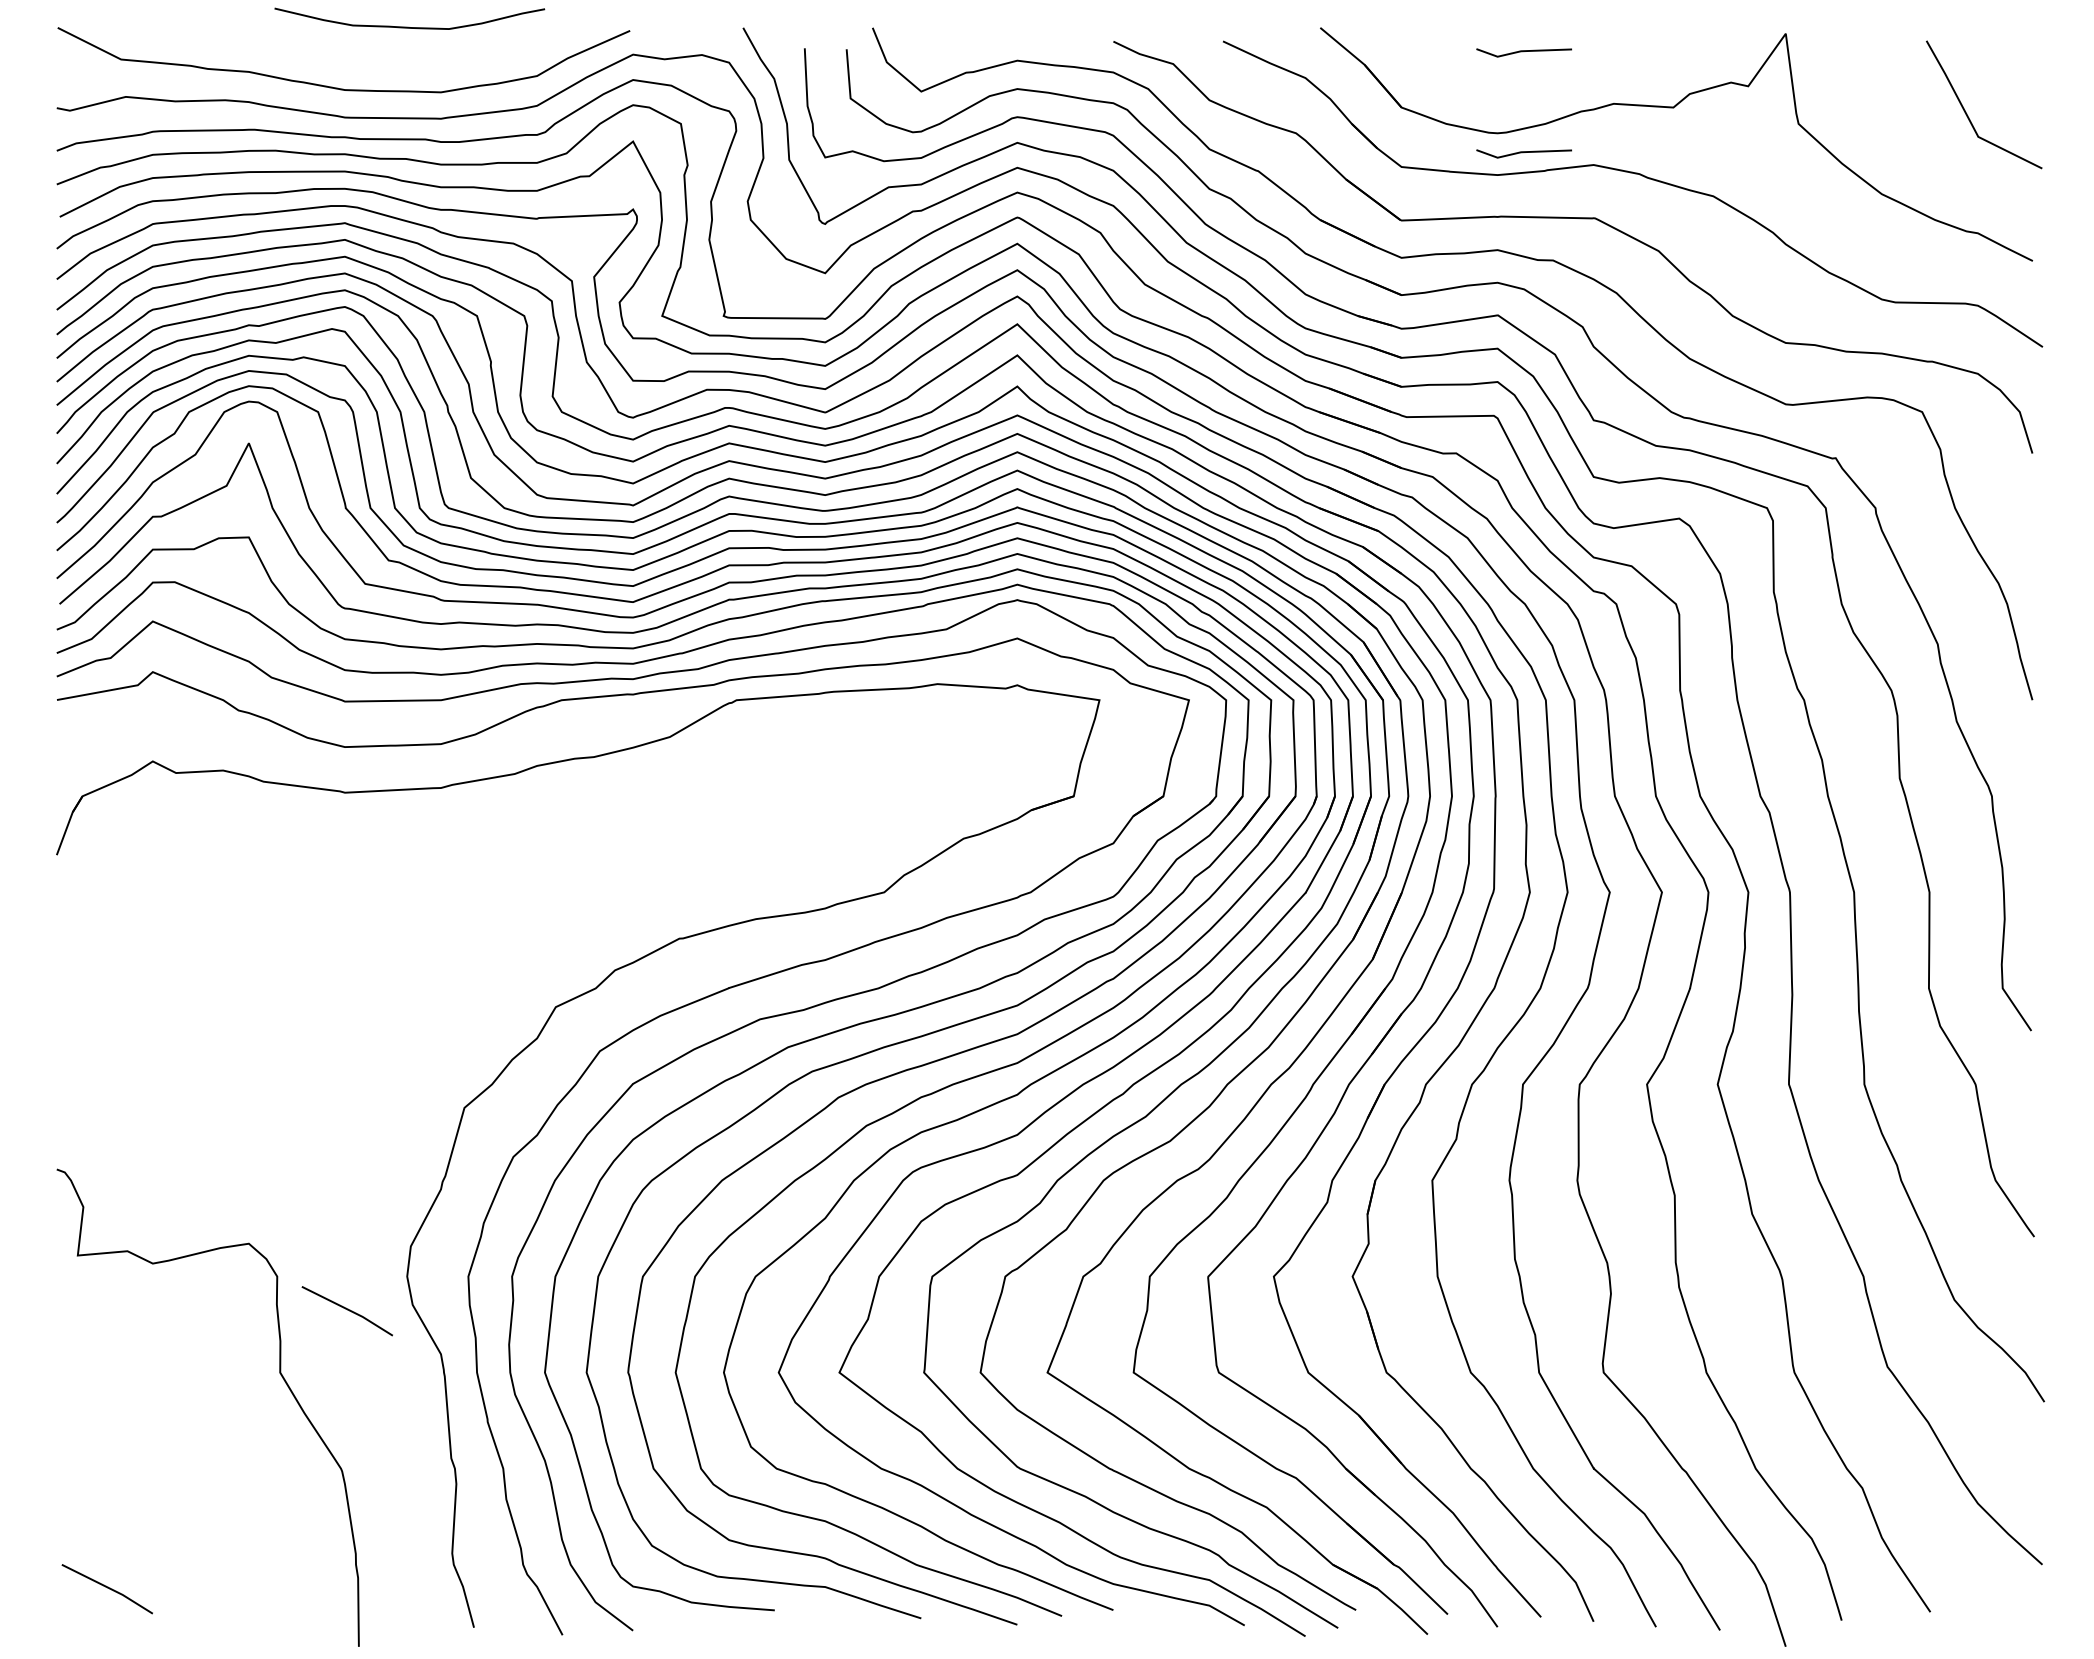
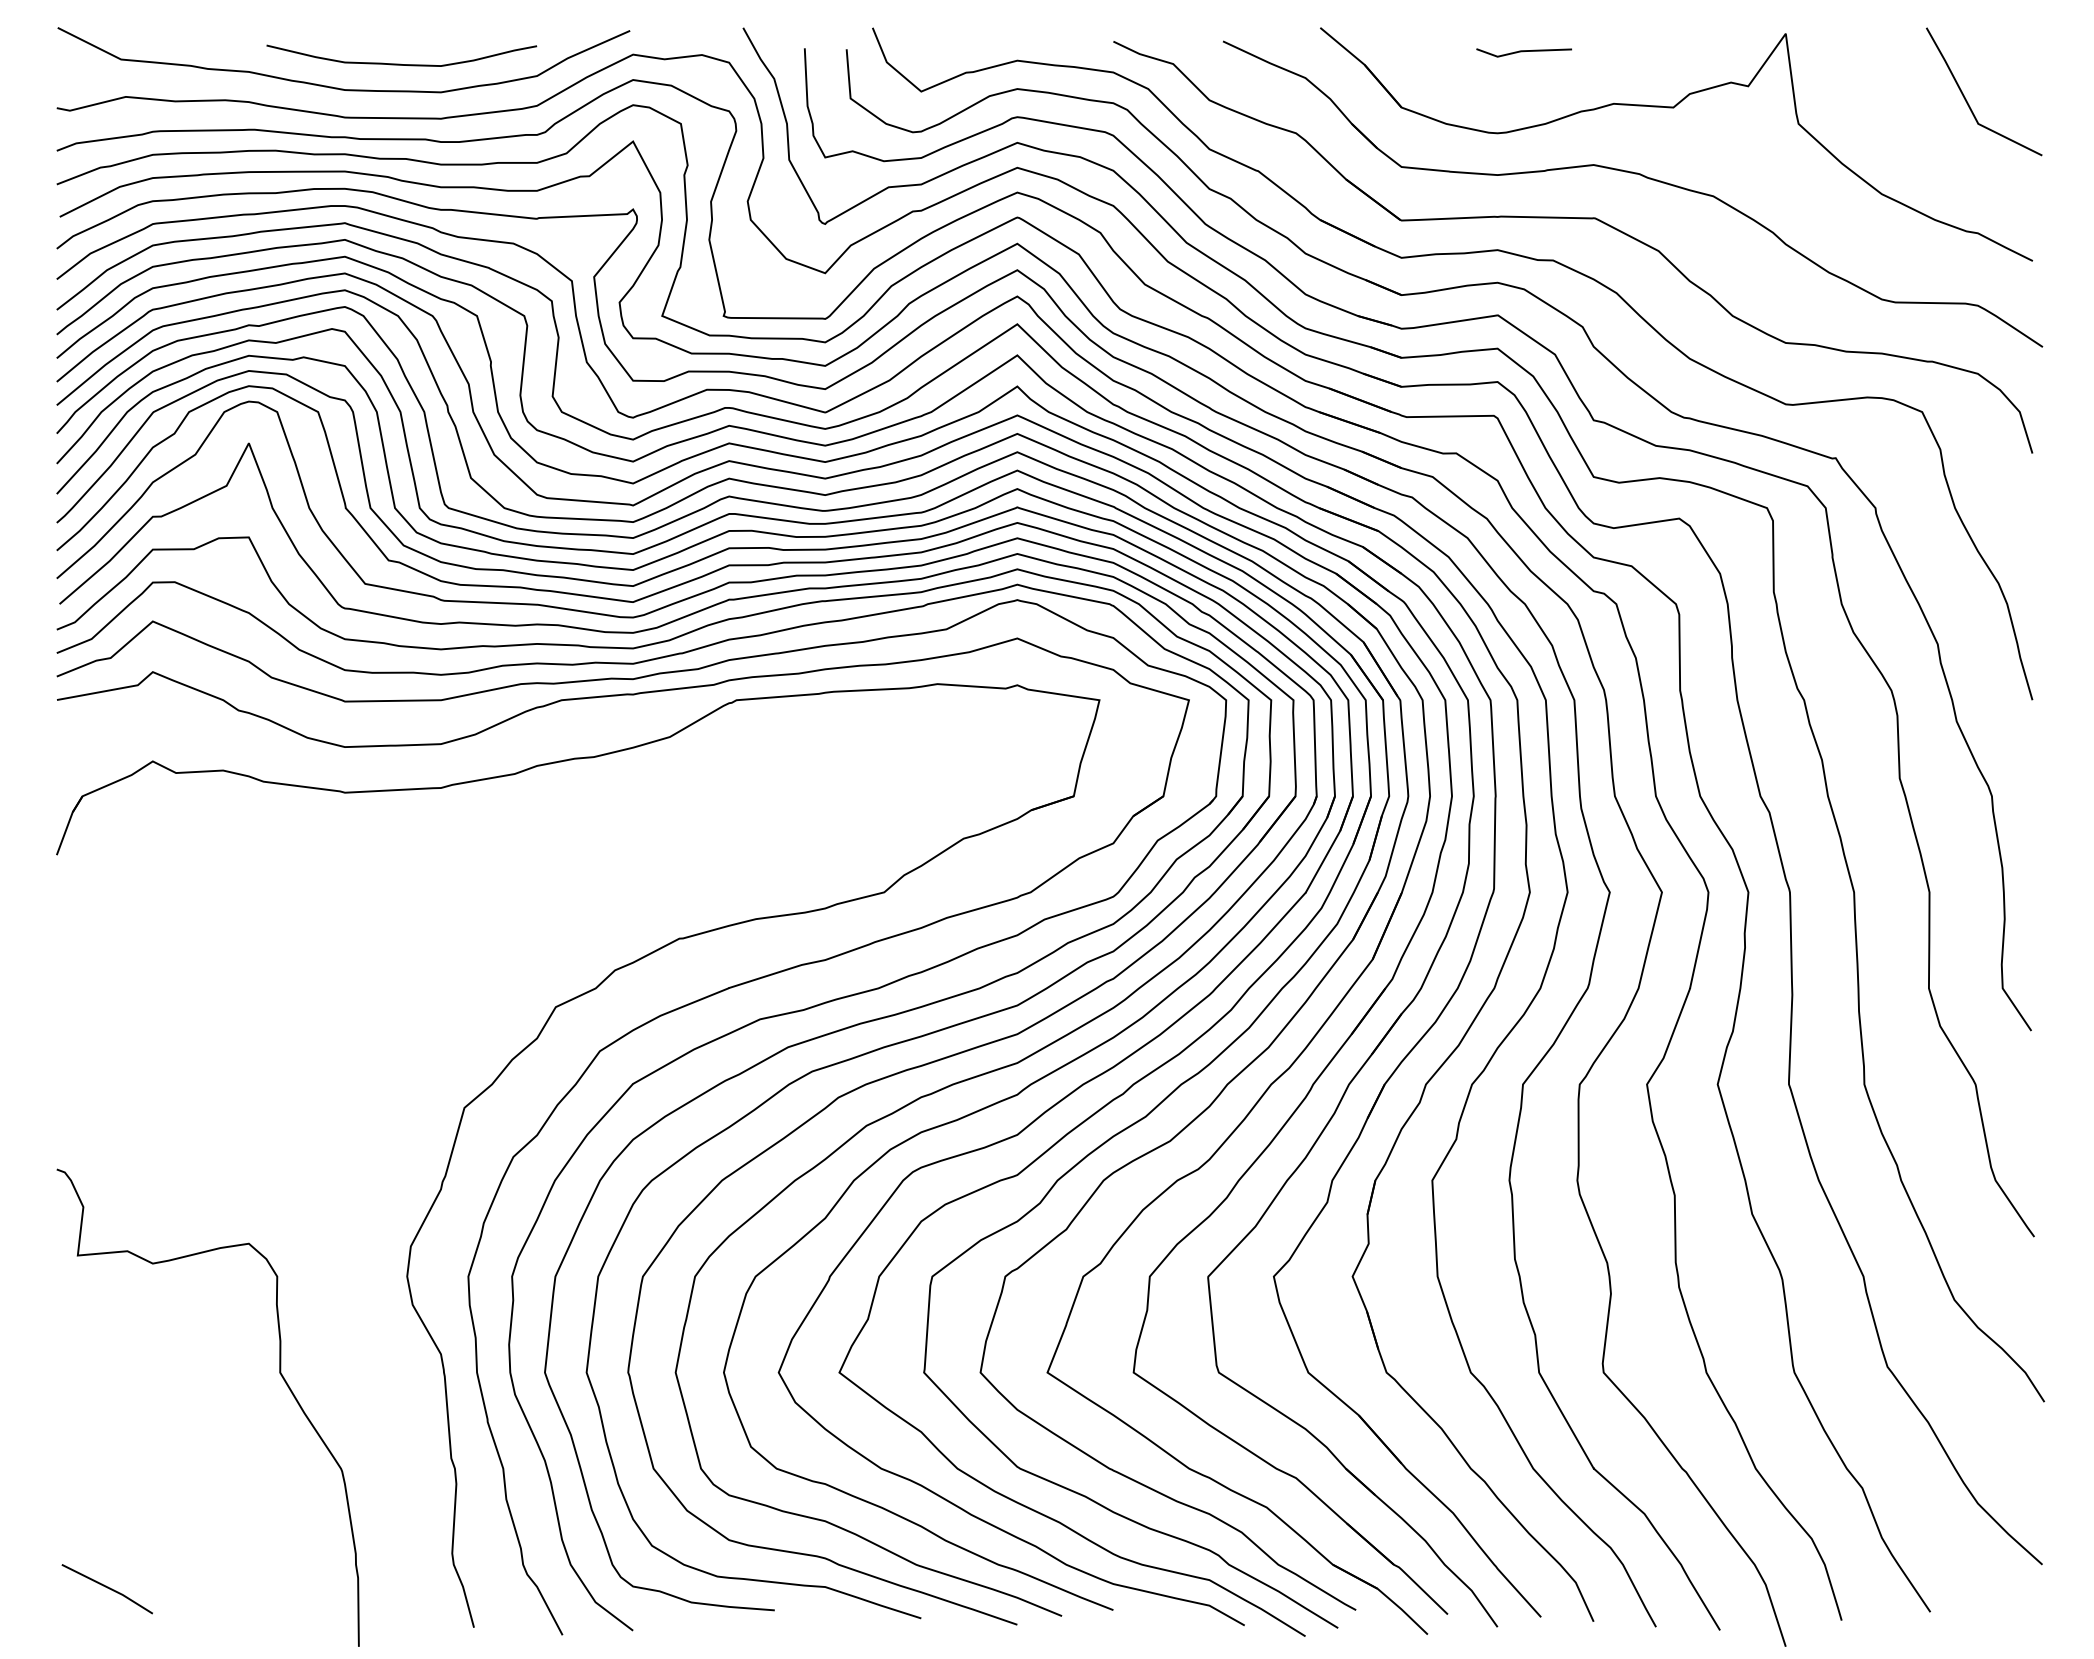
curve position: (408, 26) -> (400, 63) (400, 63)
curve position: (1967, 113) -> (1967, 100) (1967, 100)
line: present -> none (1523, 153)
line: present -> none (347, 1310)
